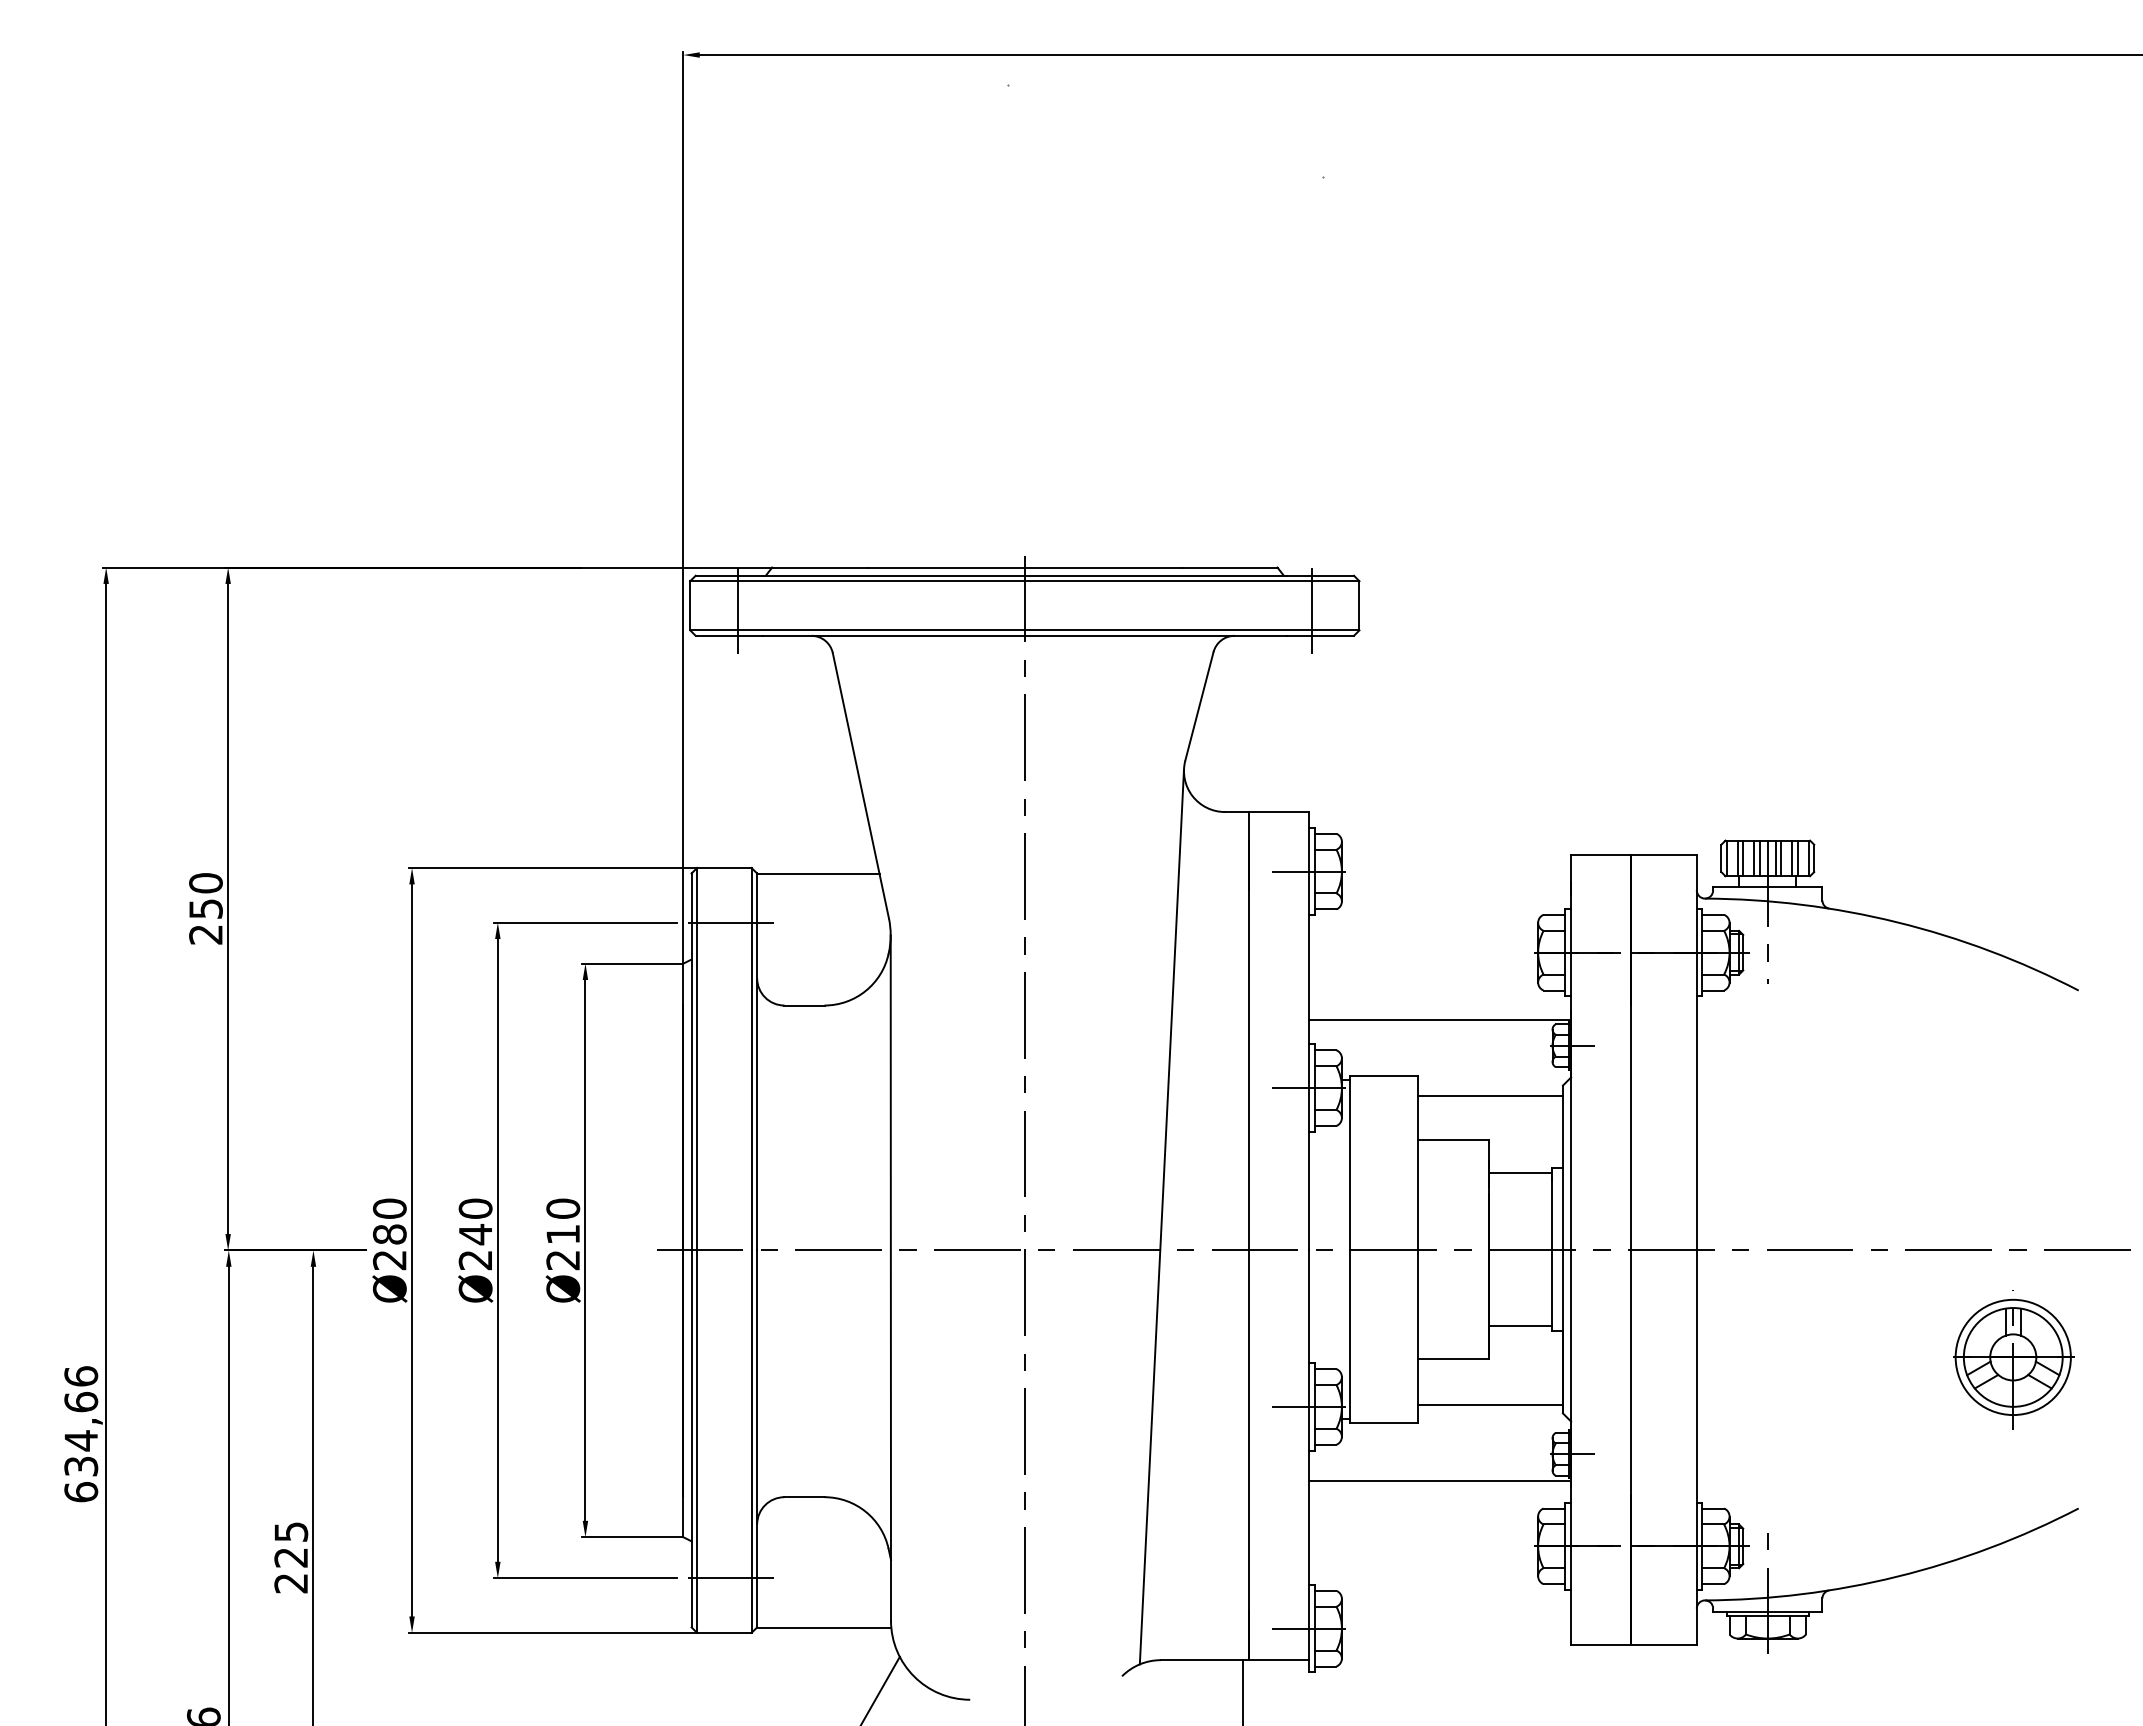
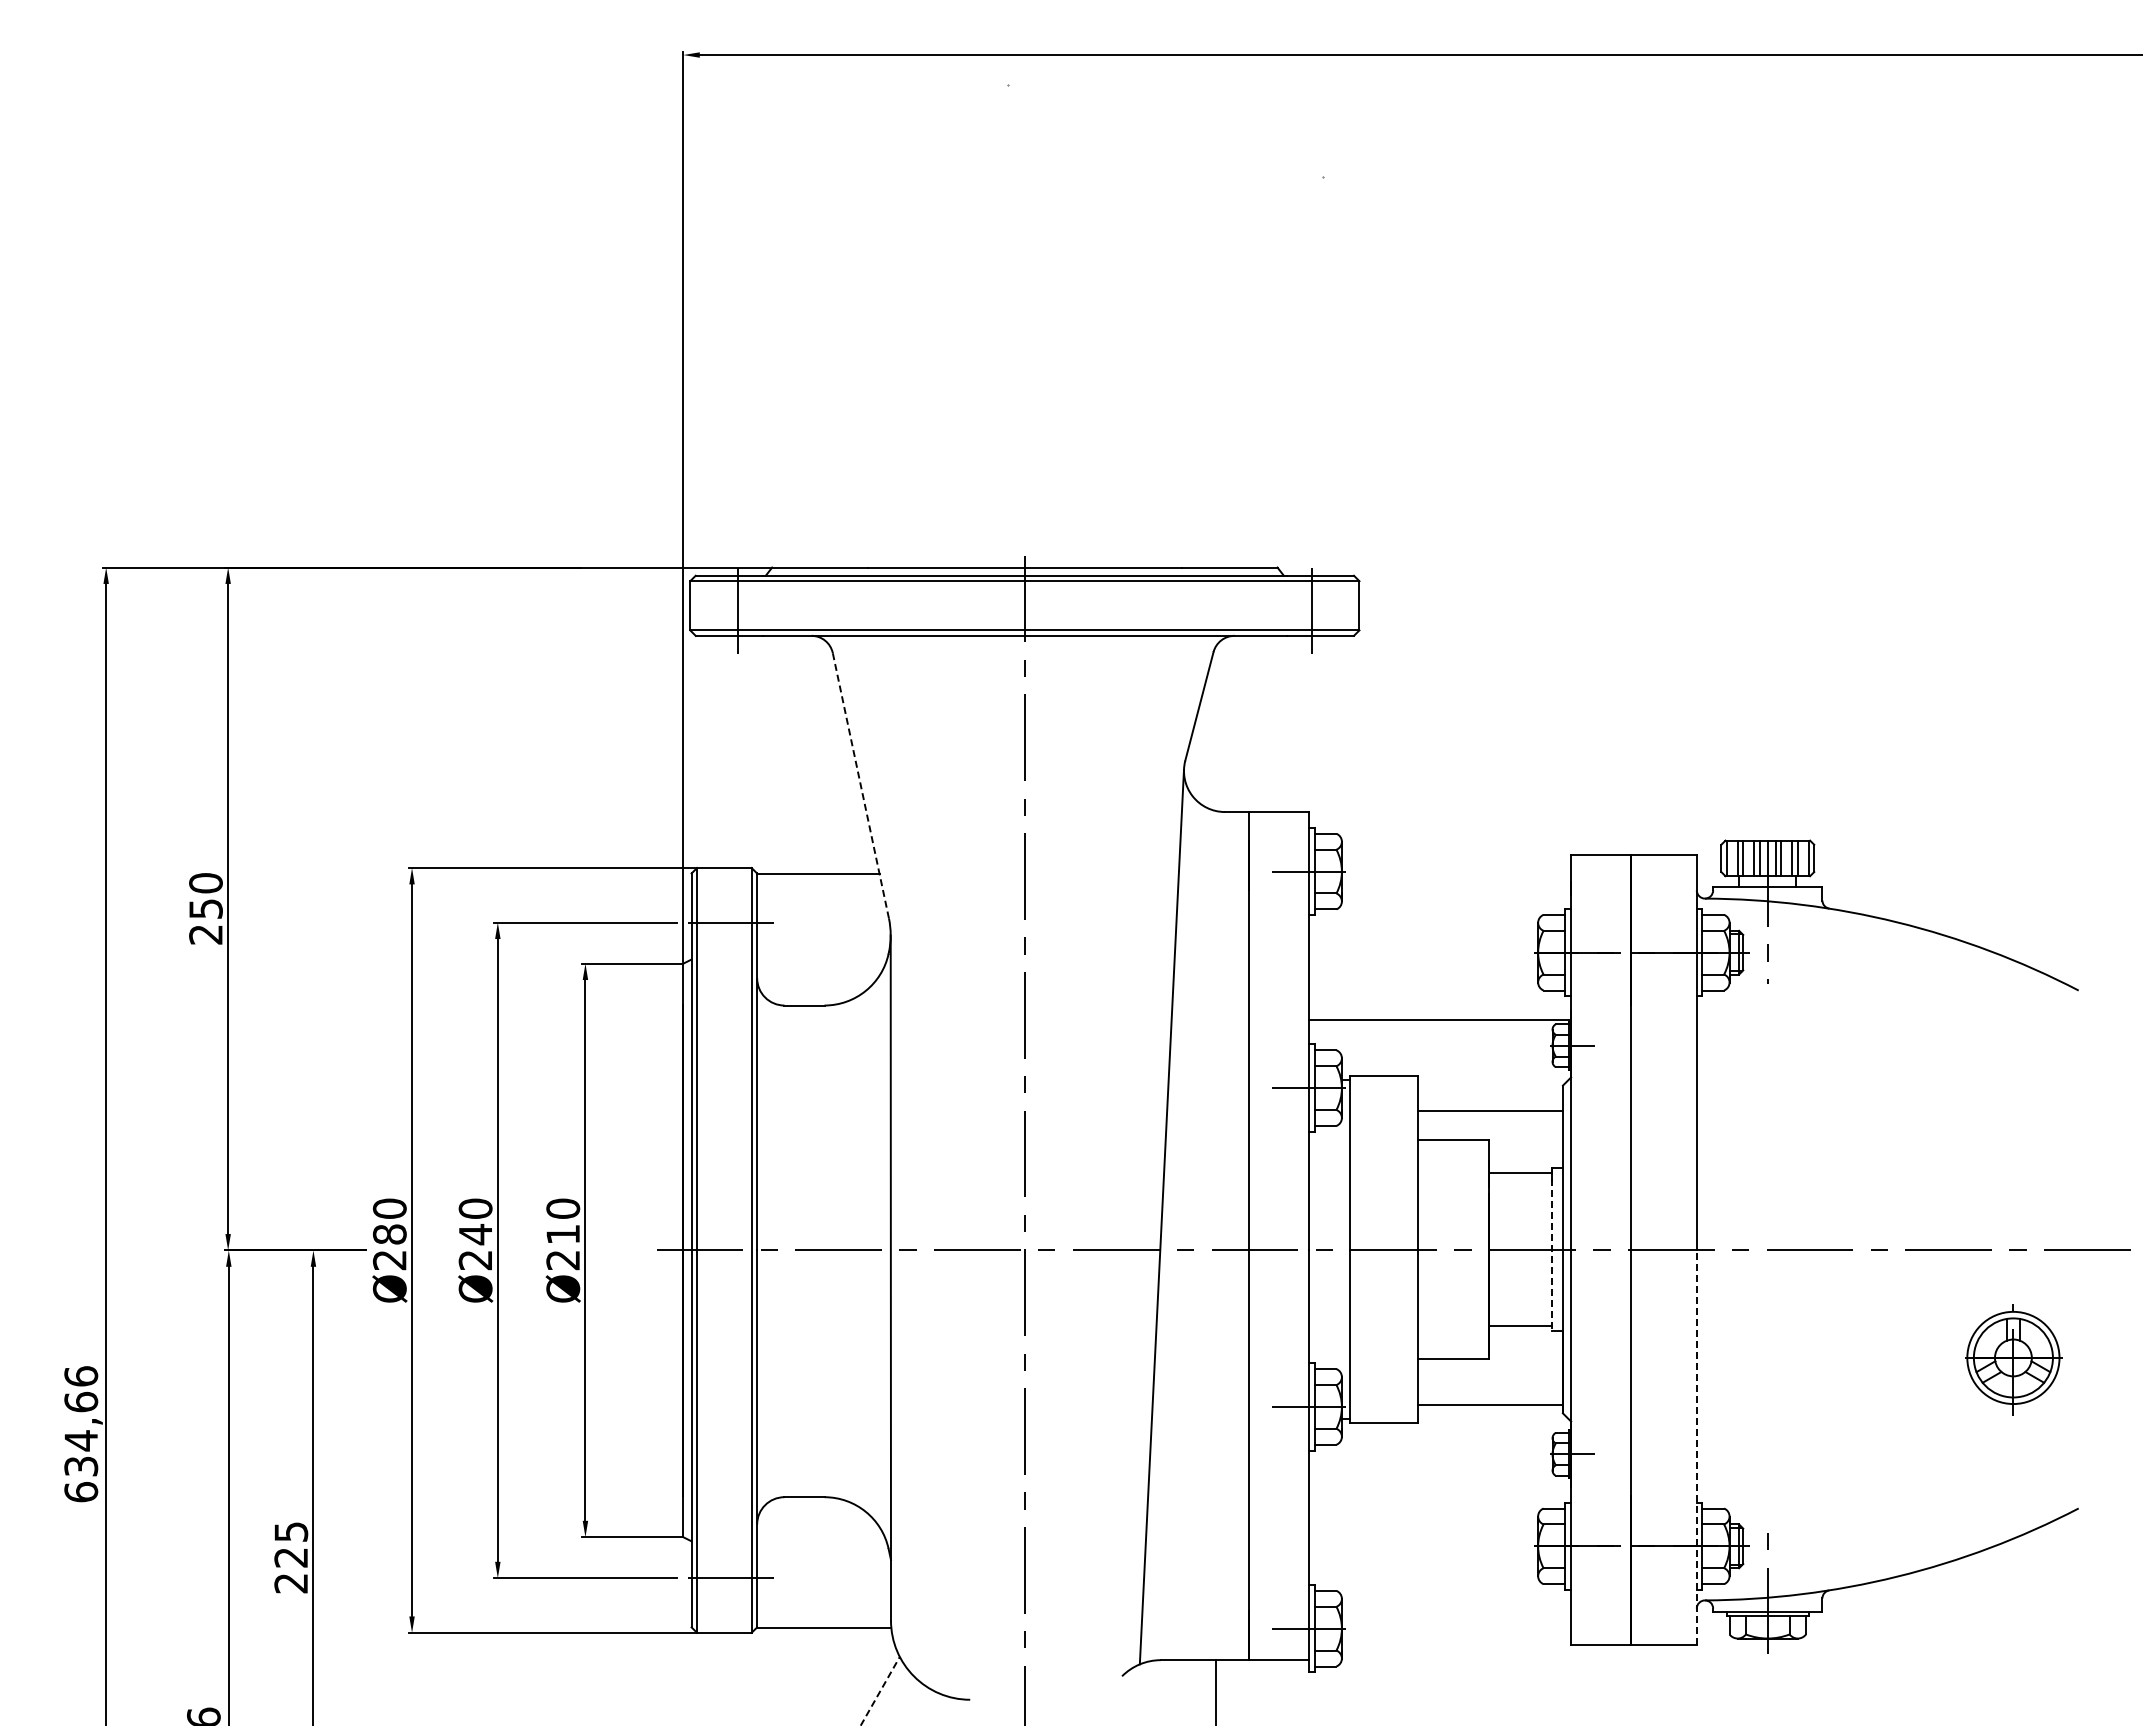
line: solid -> dashed (860, 785)
line position: (1490, 1096) -> (1490, 1111) (1490, 1111)
line: solid -> dashed (1552, 1249)
part size: 122x140 px -> 98x112 px (2013, 1359)
line: solid -> dashed (1696, 1447)
line: present -> none (1439, 1481)
line: solid -> dashed (880, 1690)
line position: (1243, 1691) -> (1216, 1691) (1216, 1691)
